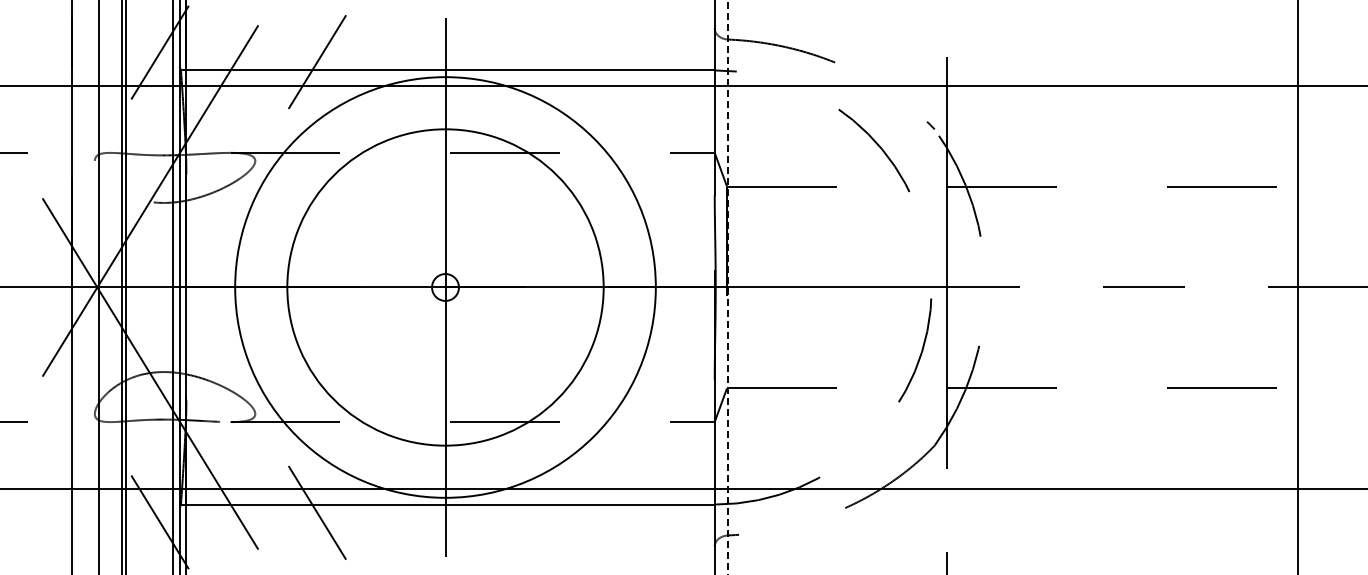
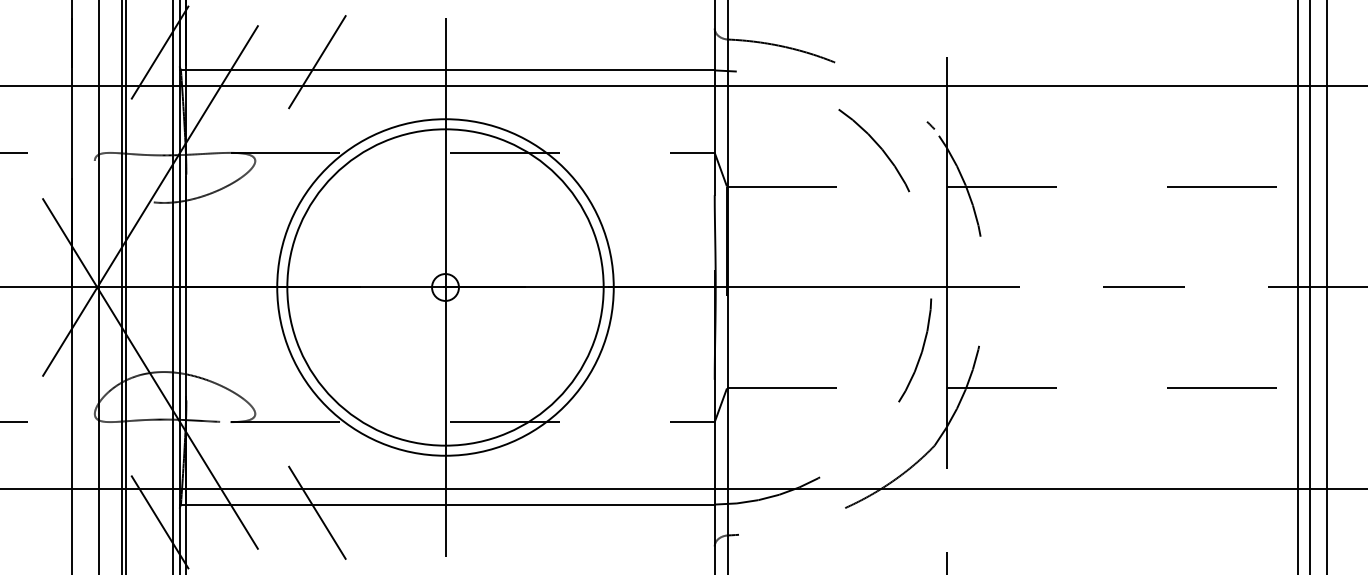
line: none -> present (1310, 286)
line: none -> present (1326, 286)
circle diameter: 421 px -> 337 px (445, 287)
line: dashed -> solid (728, 287)
